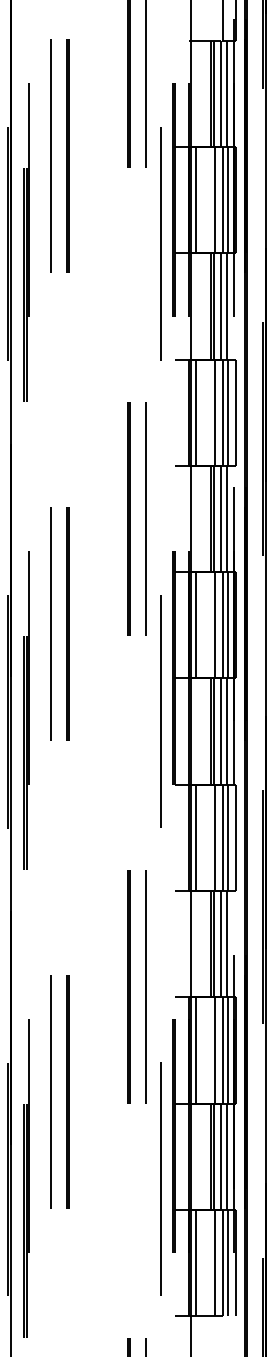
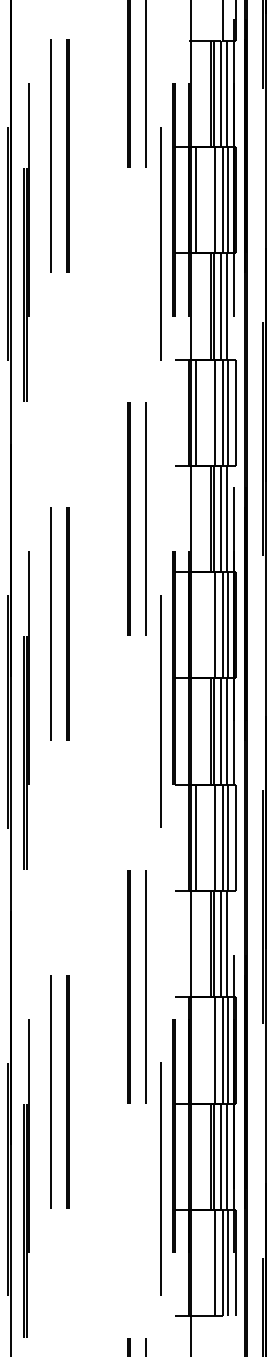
line: present -> none (195, 625)
line: present -> none (195, 1050)
line: present -> none (195, 1262)
